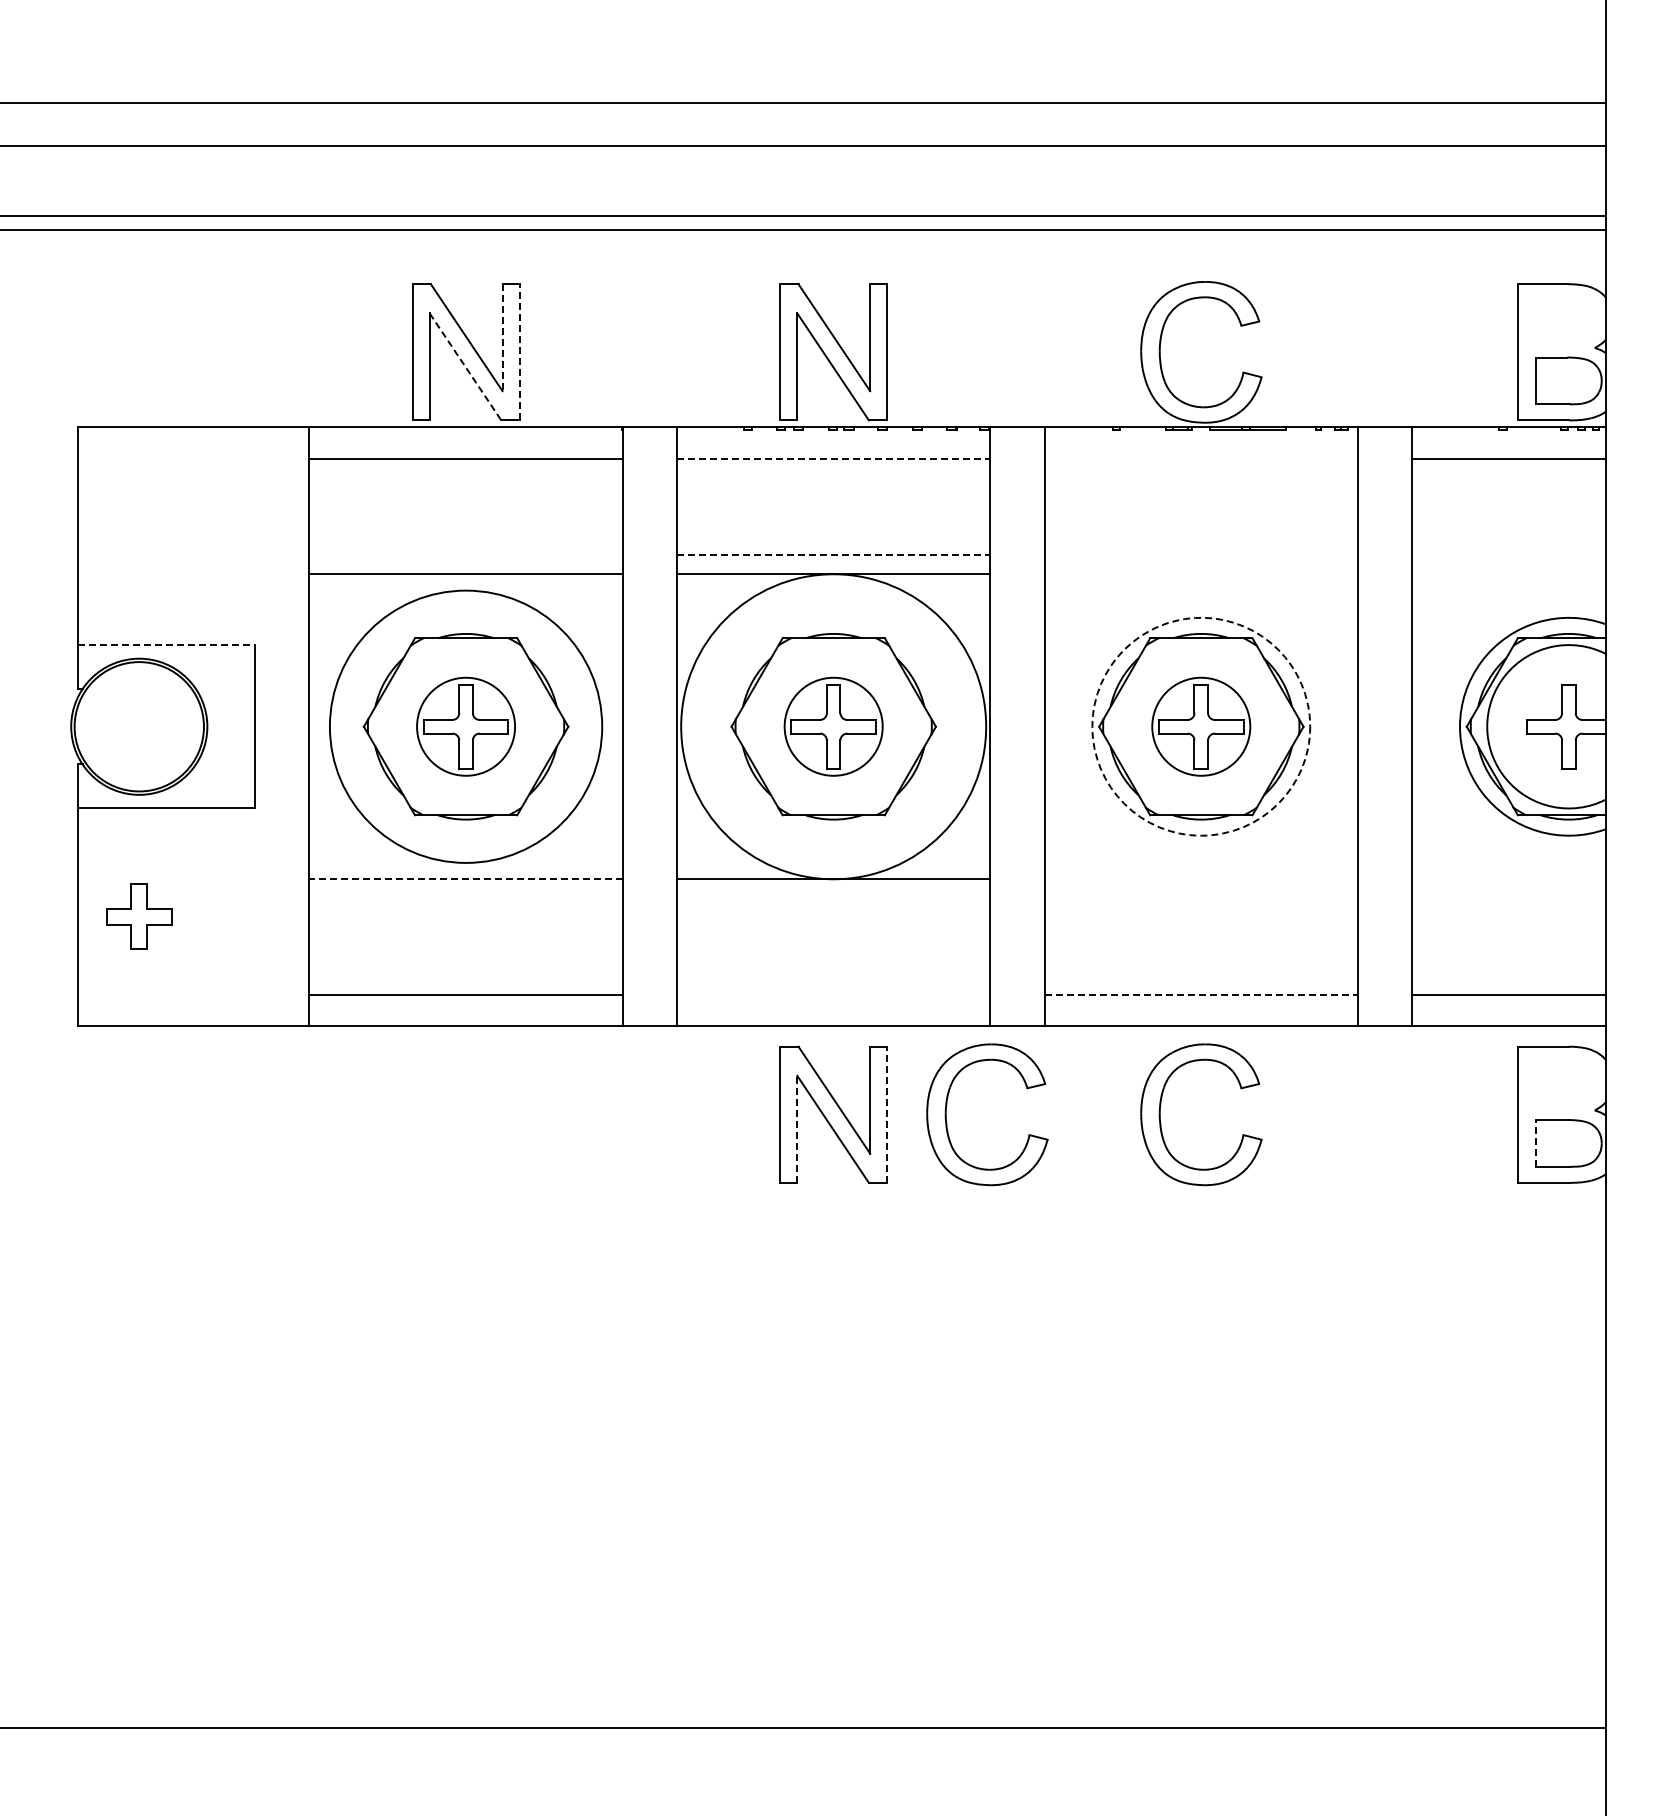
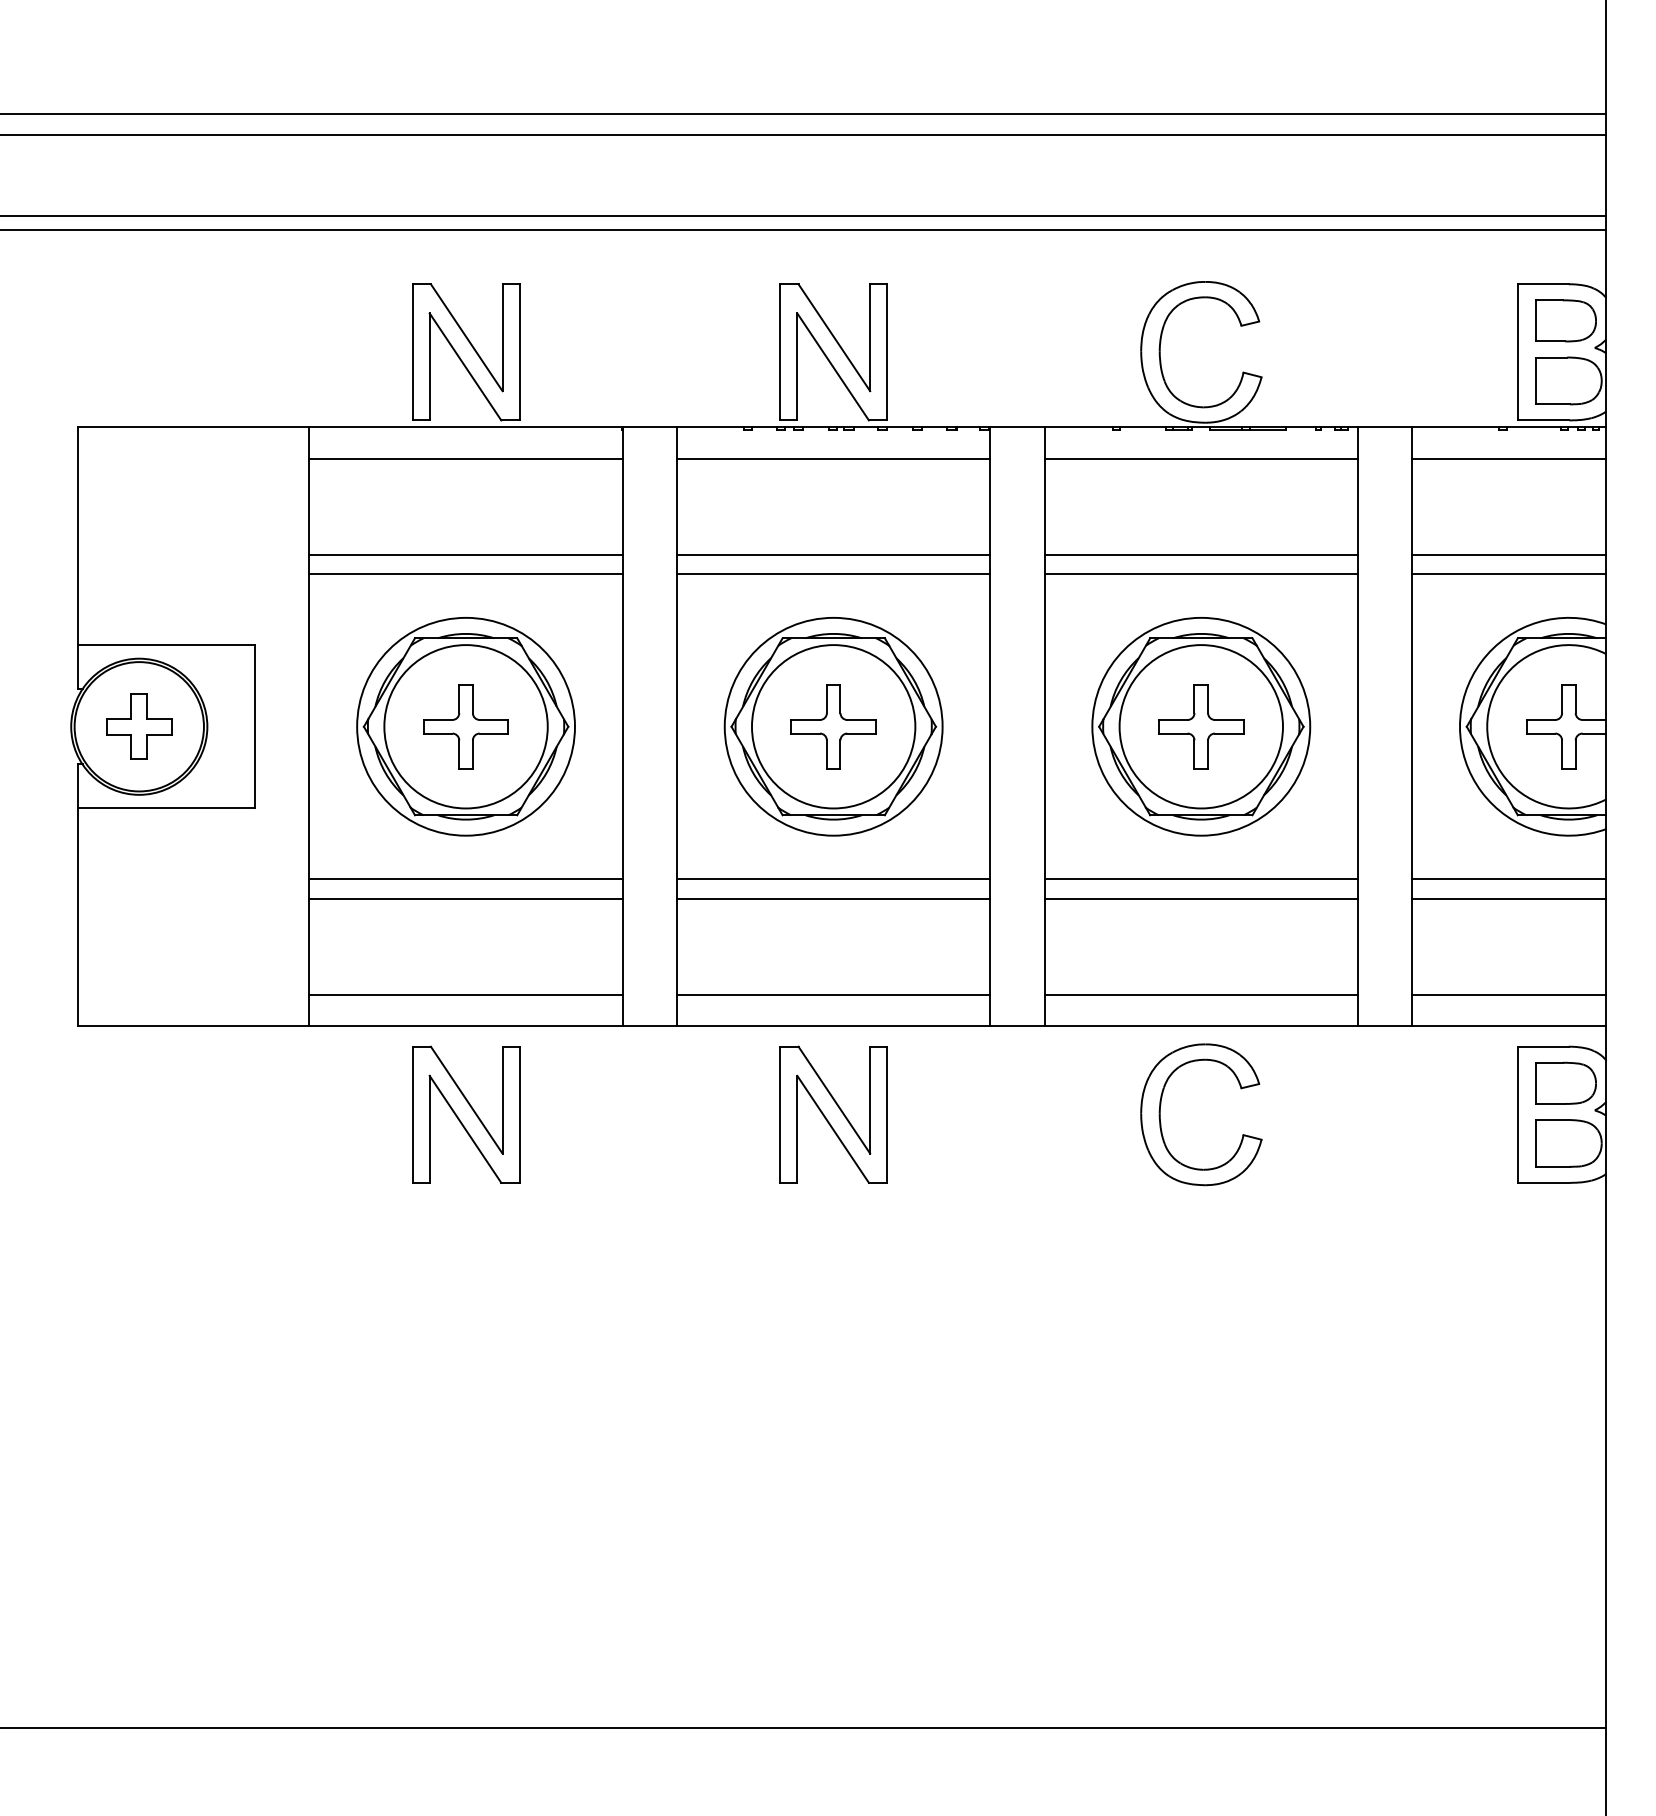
line position: (804, 103) -> (804, 114) (804, 114)
line position: (804, 145) -> (804, 134) (804, 134)
part: none -> present (1565, 320)
line: dashed -> solid (502, 338)
line: dashed -> solid (519, 351)
line: dashed -> solid (465, 367)
line: dashed -> solid (833, 458)
line: none -> present (1200, 458)
line: none -> present (465, 554)
line: dashed -> solid (833, 554)
line: none -> present (1200, 554)
line: none -> present (1509, 554)
line: none -> present (1200, 574)
line: none -> present (1509, 574)
line: dashed -> solid (167, 645)
circle diameter: 272 px -> 218 px (465, 726)
circle diameter: 98 px -> 163 px (465, 726)
circle diameter: 305 px -> 218 px (833, 726)
circle diameter: 98 px -> 163 px (833, 726)
circle diameter: 98 px -> 163 px (1200, 726)
circle: dashed -> solid (1201, 726)
line: dashed -> solid (466, 879)
line: none -> present (1200, 879)
line: none -> present (1509, 879)
line: none -> present (465, 898)
line: none -> present (833, 898)
line: none -> present (1200, 898)
line: none -> present (1509, 898)
part position: (139, 916) -> (139, 726) (139, 726)
line: none -> present (833, 995)
line: dashed -> solid (1201, 995)
part: none -> present (1565, 1082)
part: none -> present (466, 1114)
line: dashed -> solid (887, 1114)
part: present -> none (947, 1122)
line: dashed -> solid (797, 1129)
line: dashed -> solid (1535, 1142)
